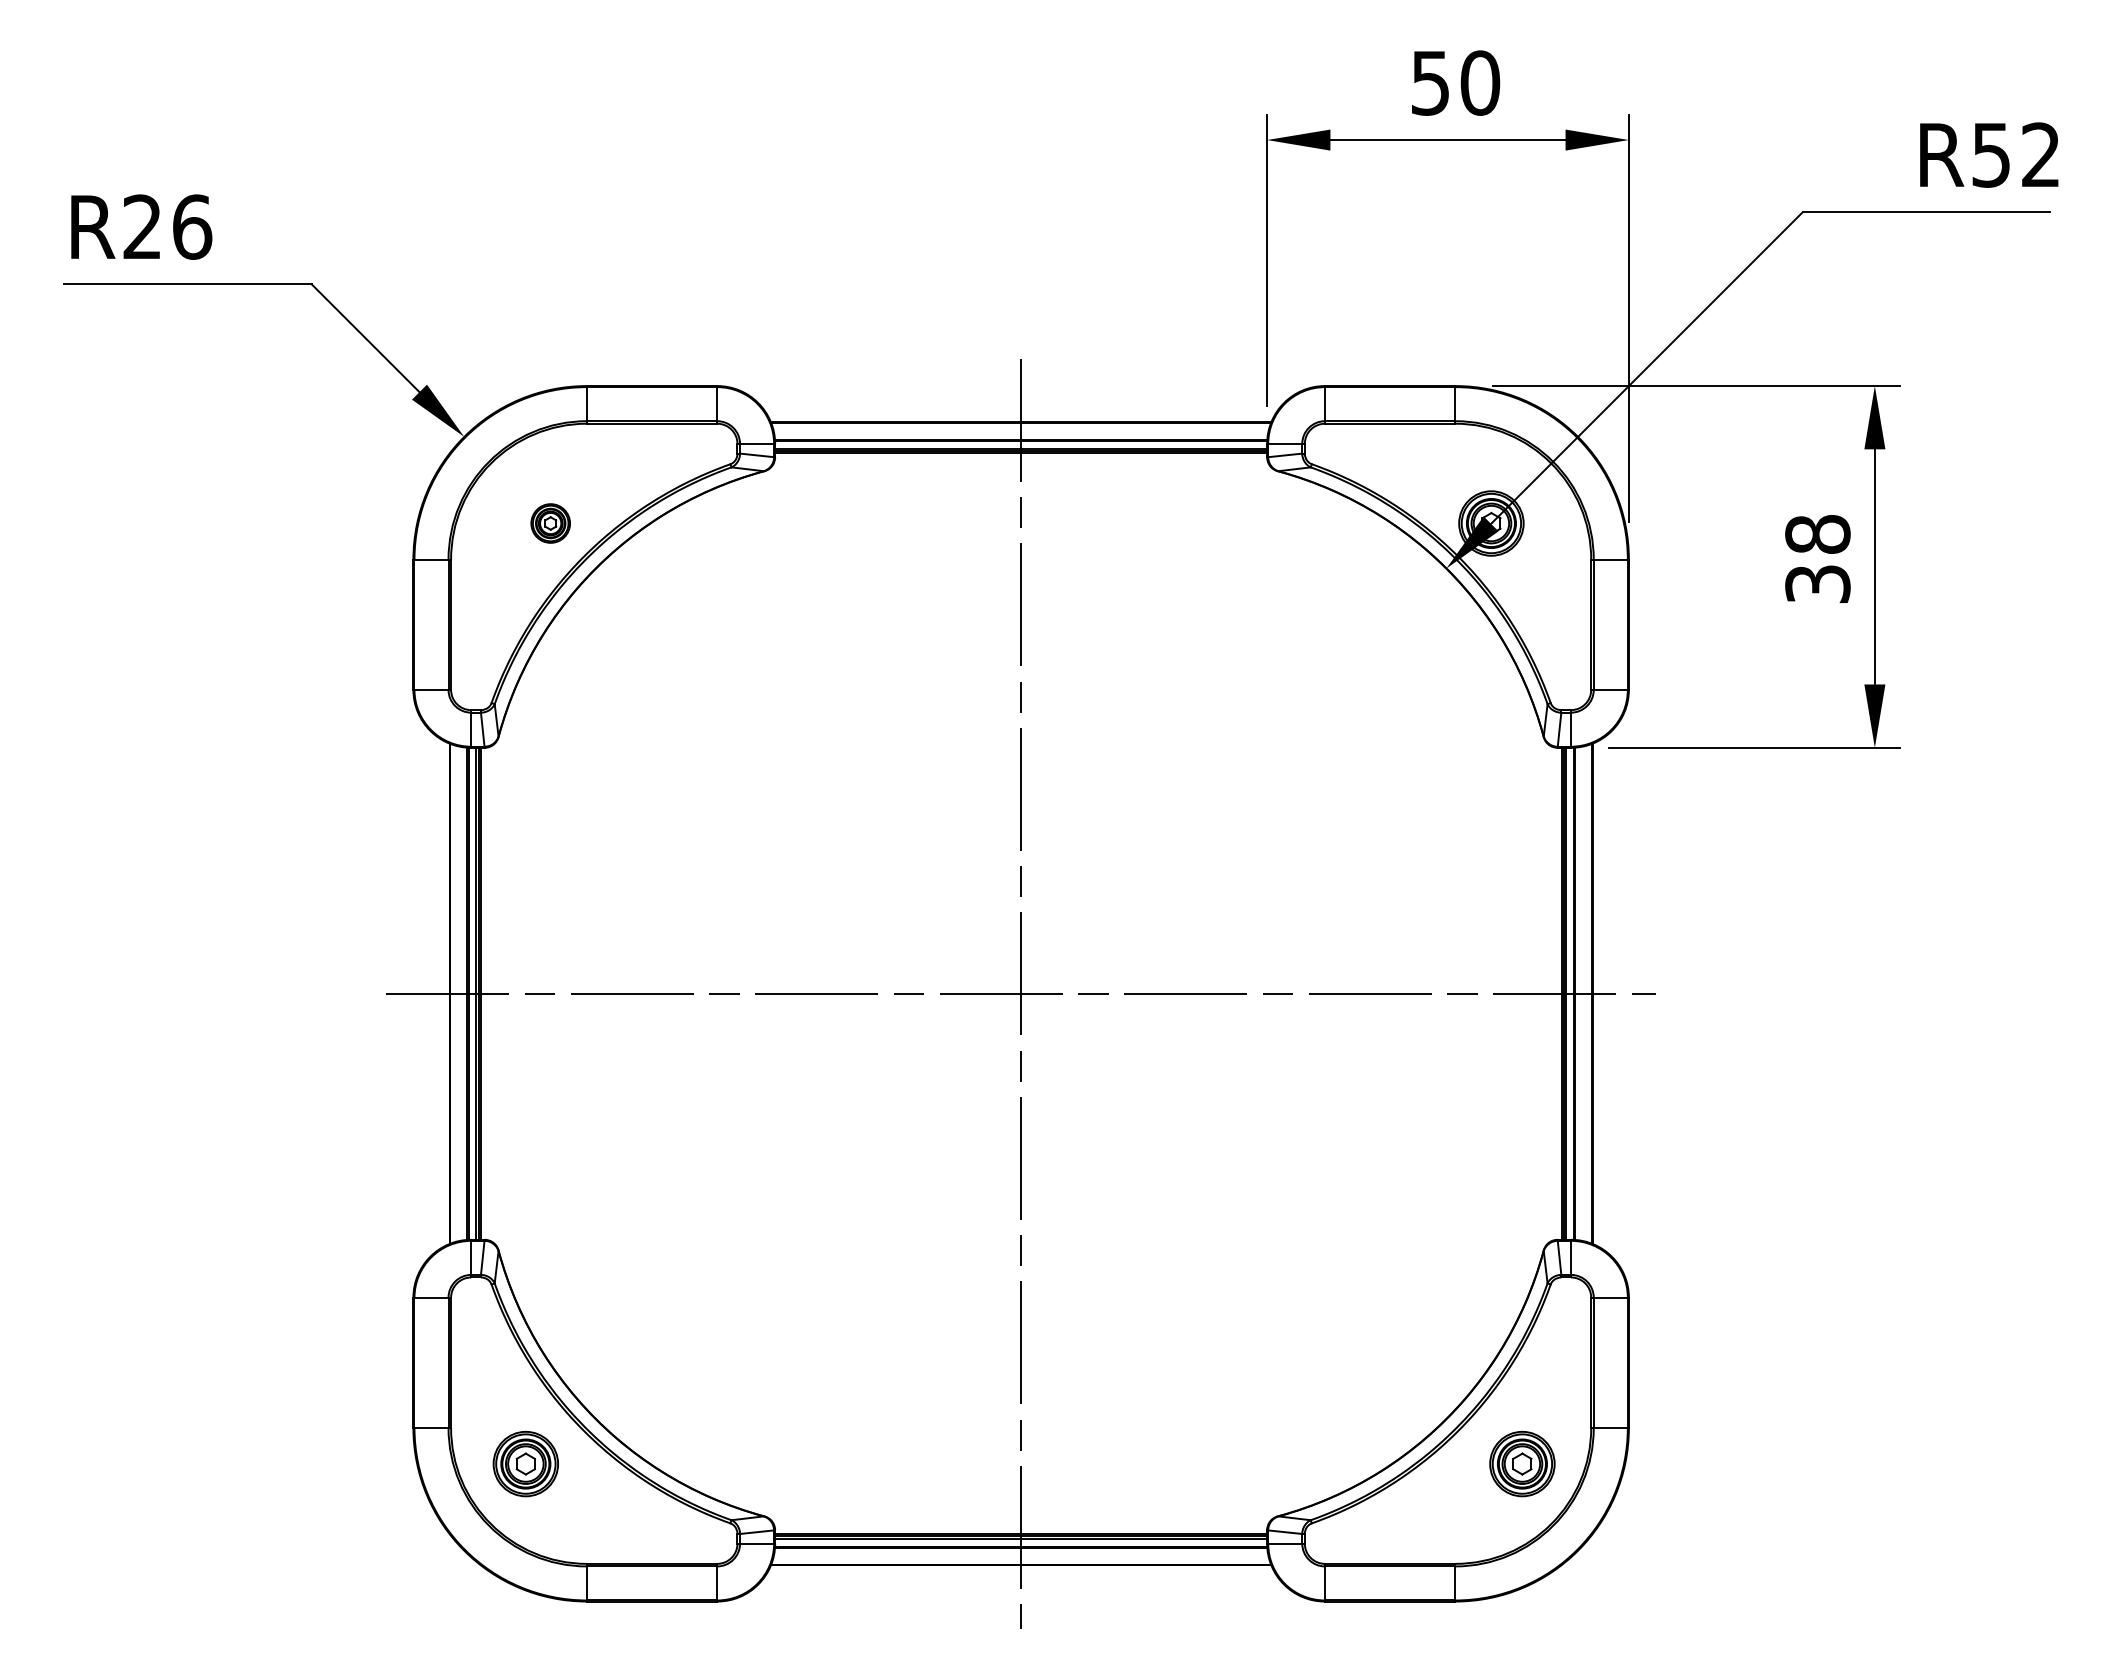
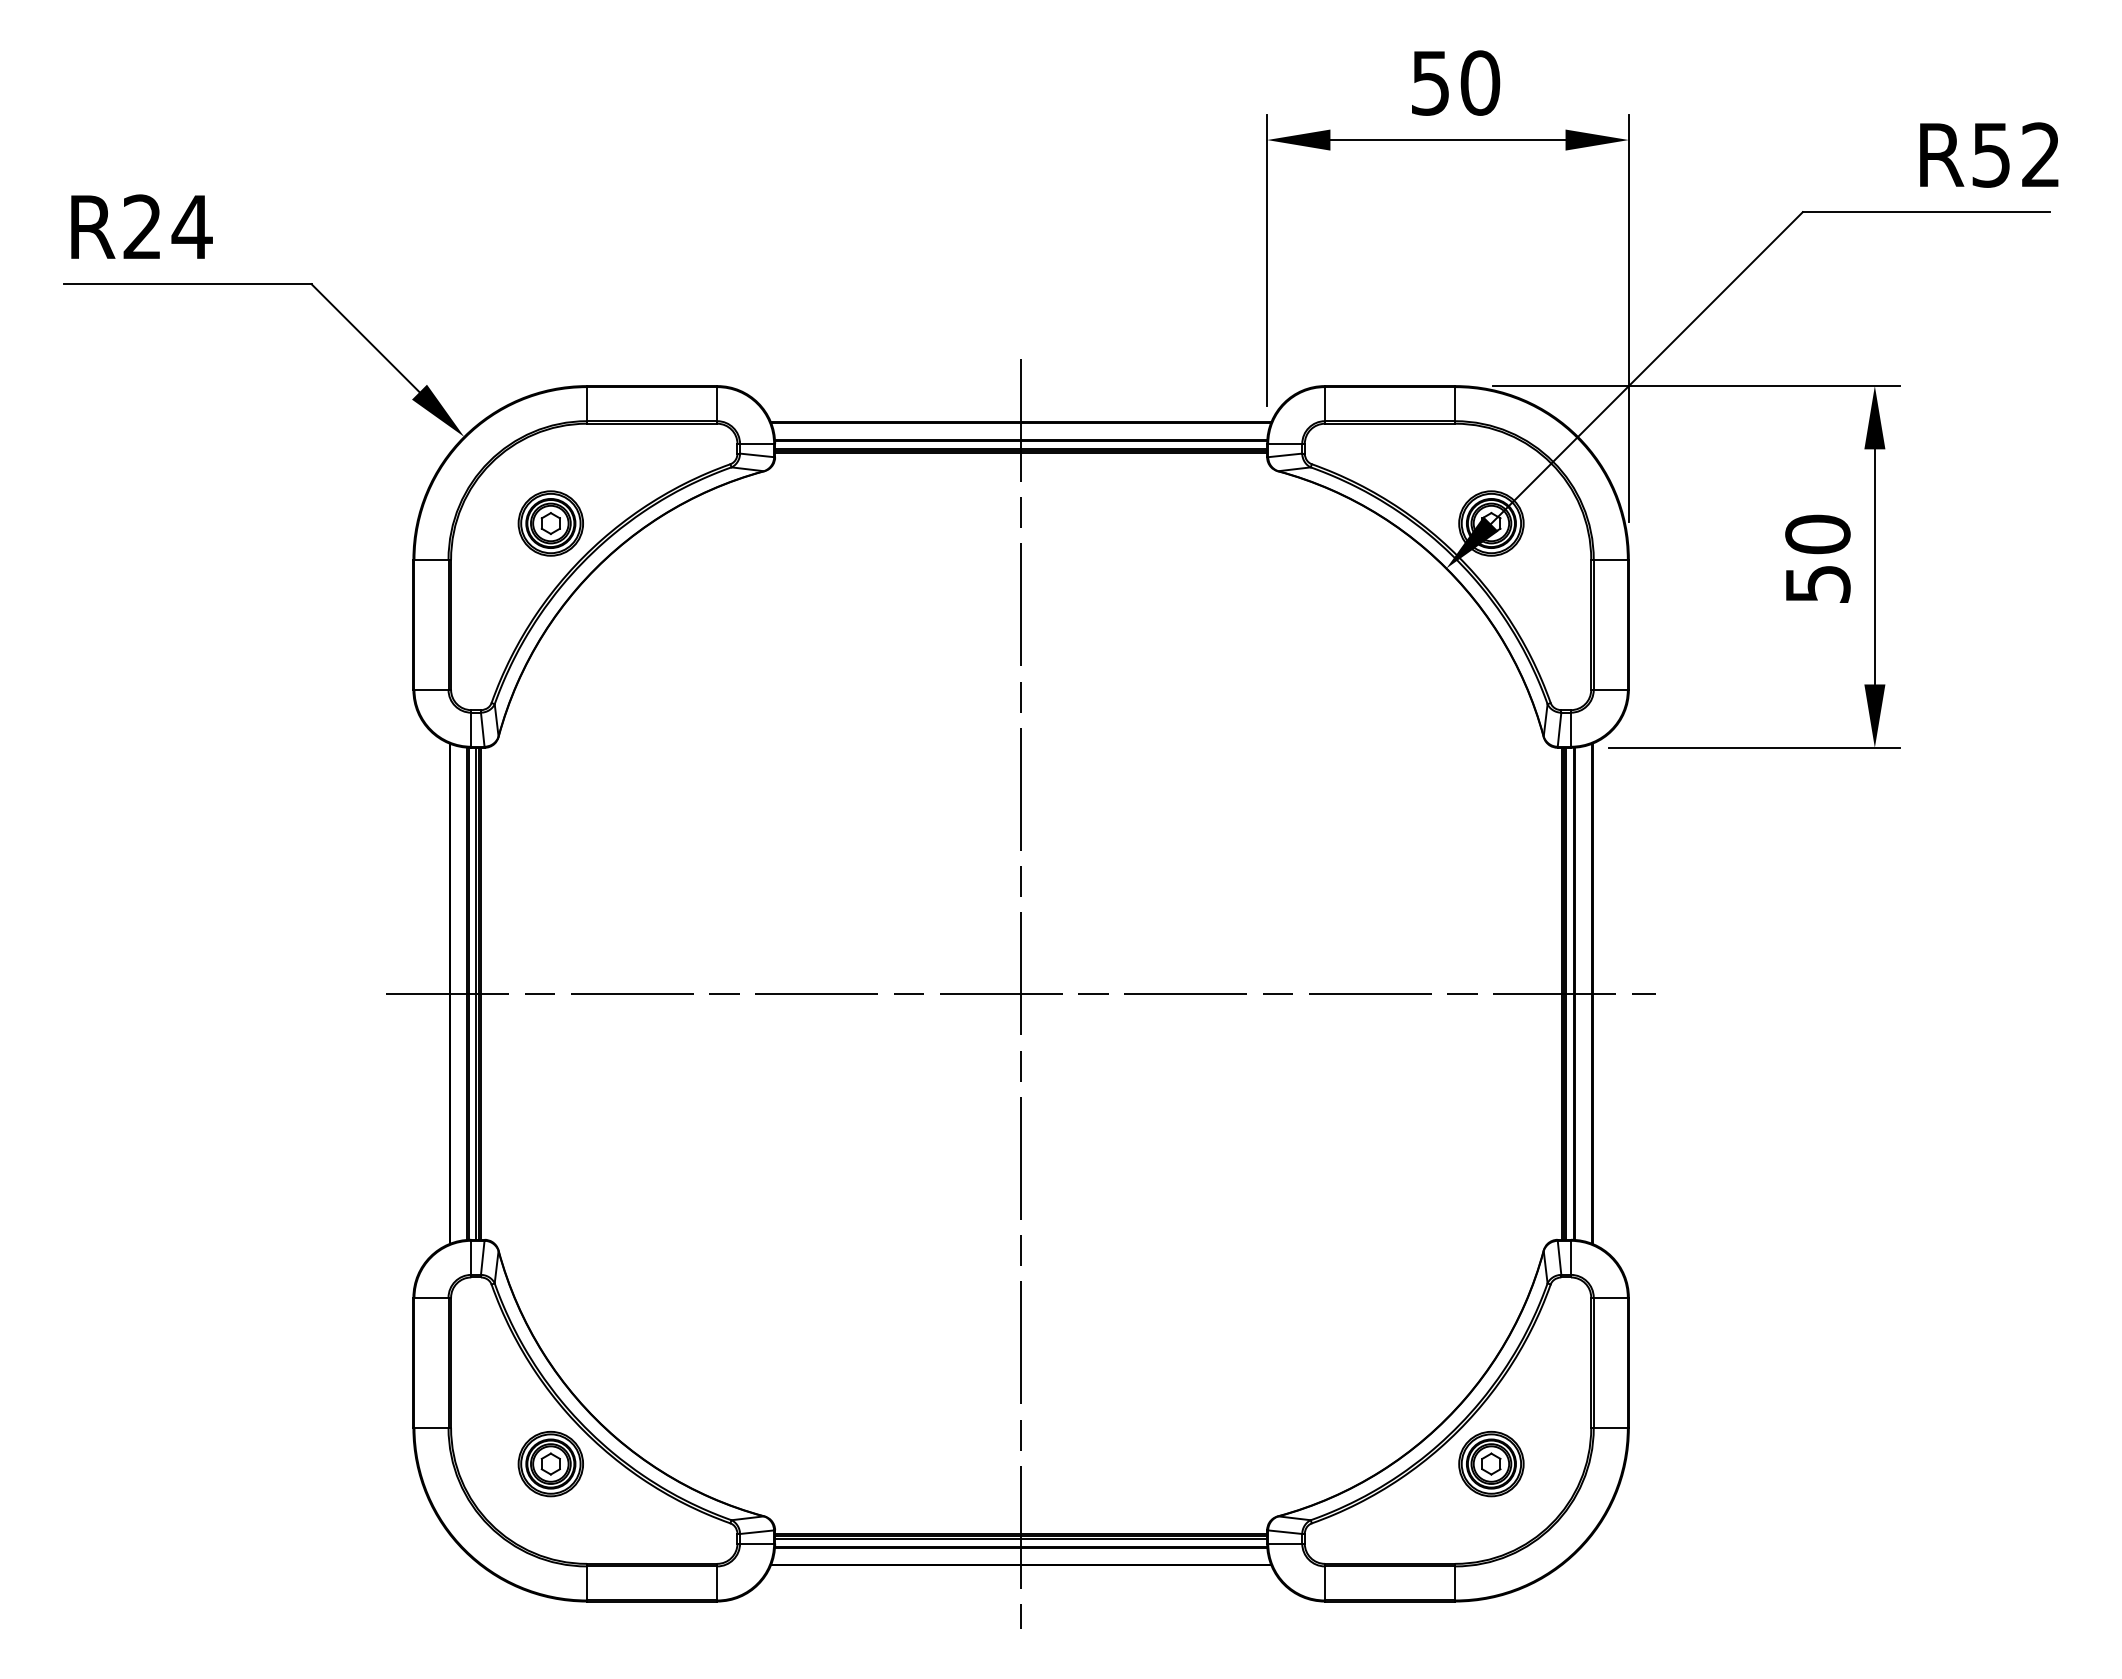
text: R26 -> R24 (191, 226)
part size: 41x41 px -> 67x67 px (550, 523)
text: 38 -> 50 (1817, 558)
part position: (1522, 1463) -> (1491, 1463) (1491, 1463)
part position: (525, 1464) -> (550, 1464) (550, 1464)
